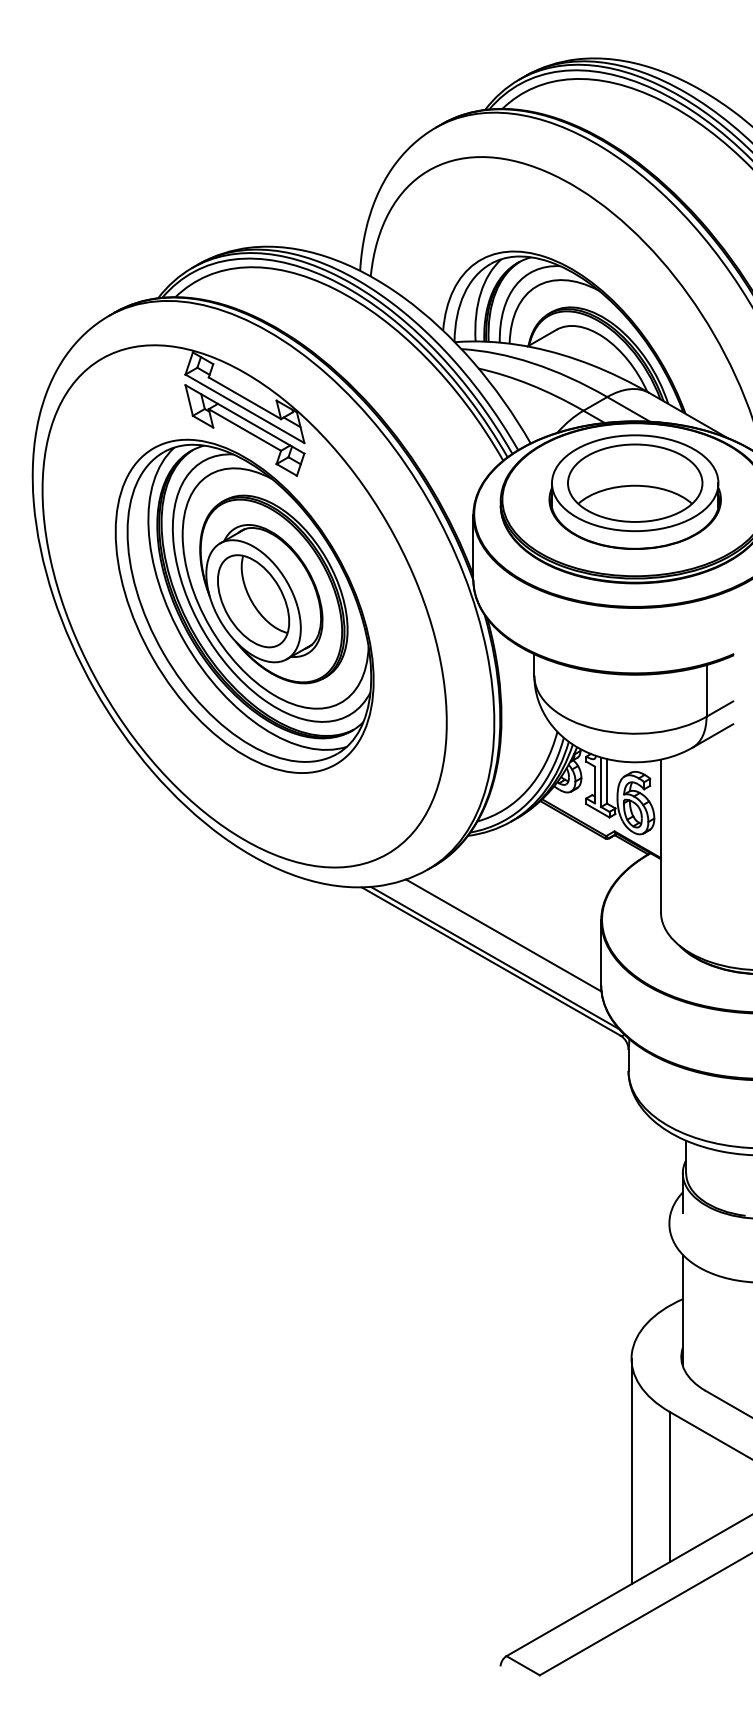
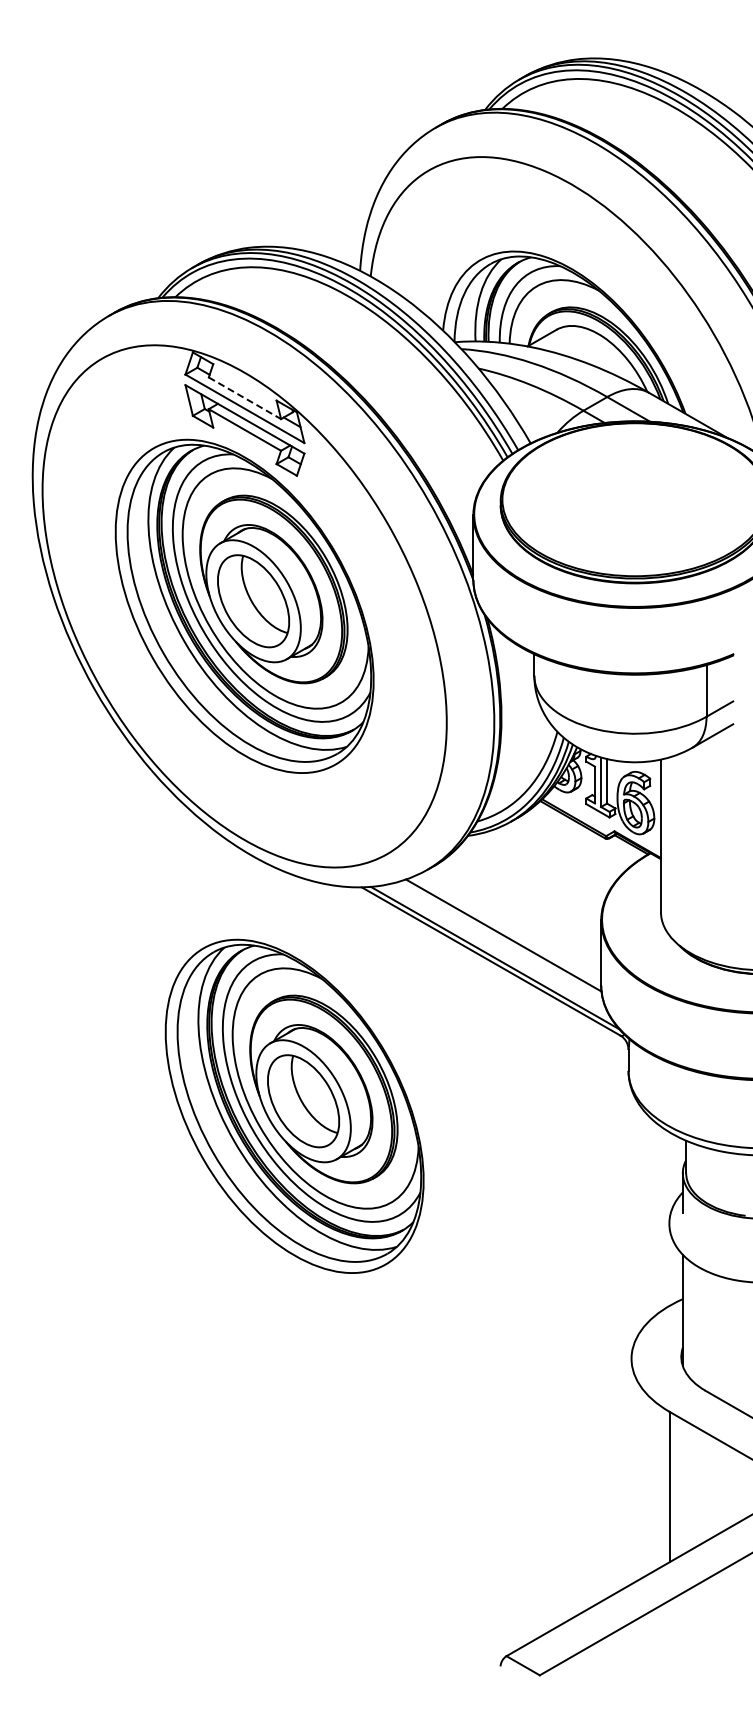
line: solid -> dashed (244, 398)
part: present -> none (634, 491)
part: none -> present (294, 1105)
line: present -> none (631, 1471)
